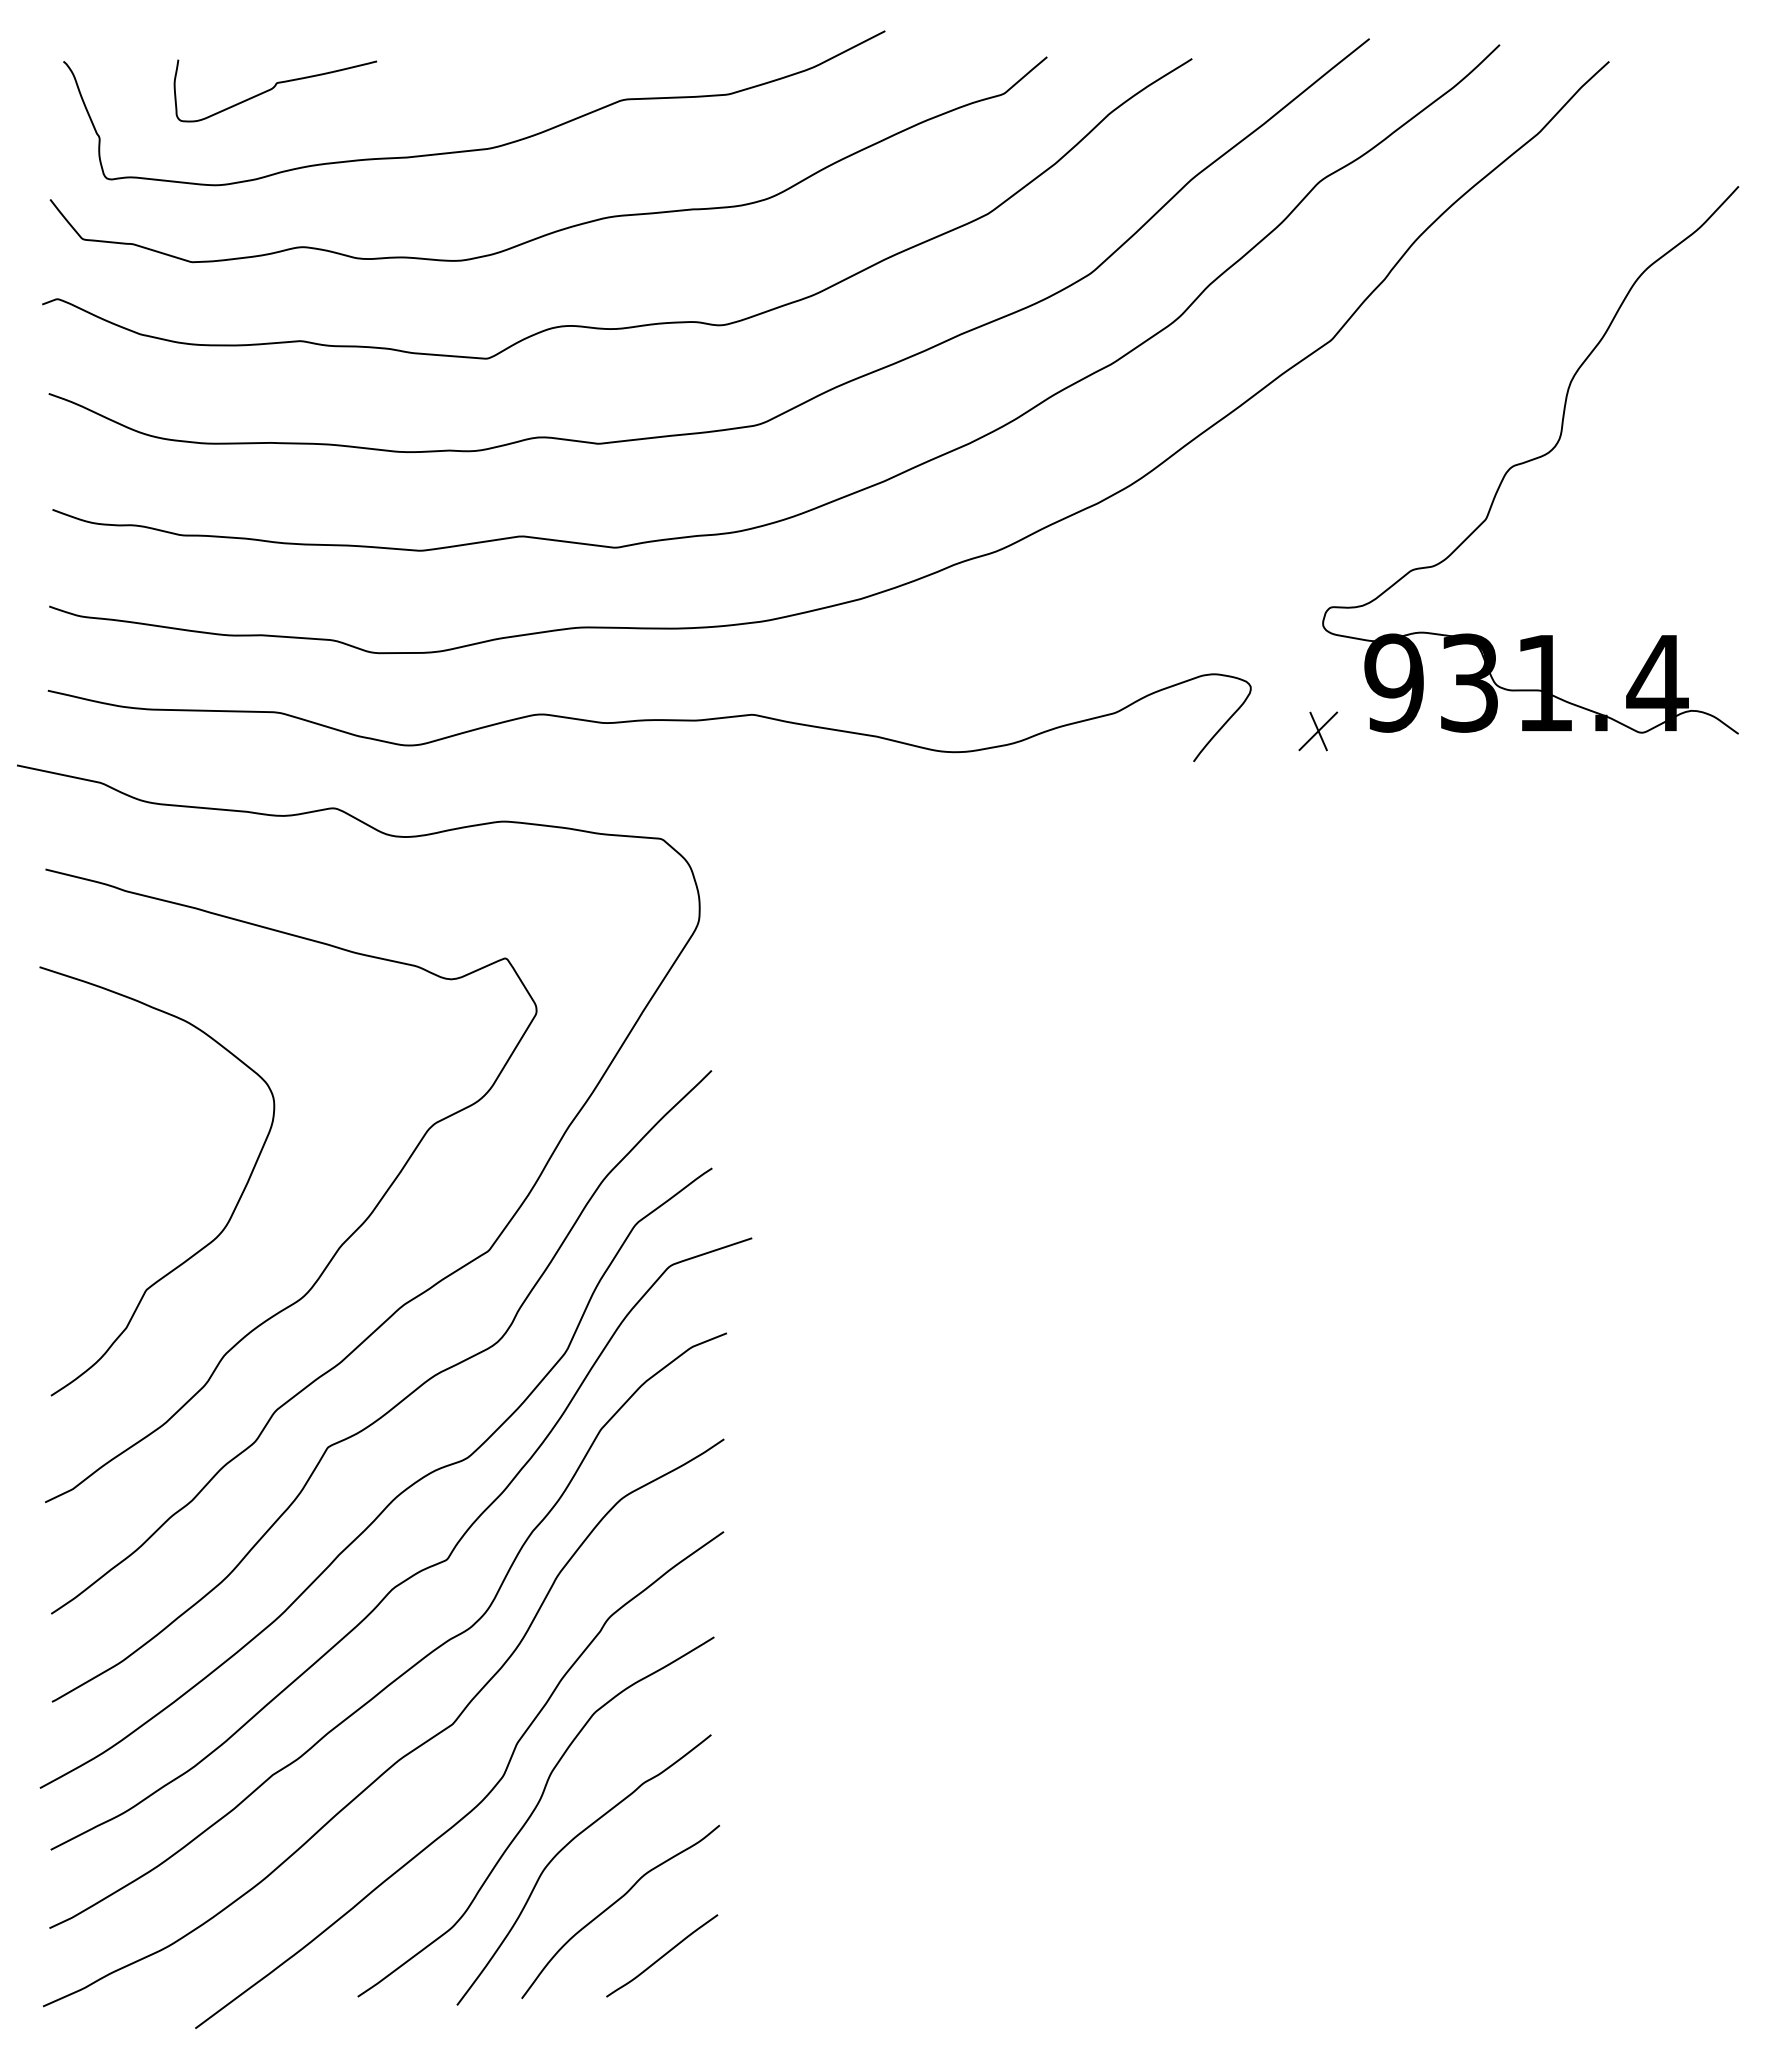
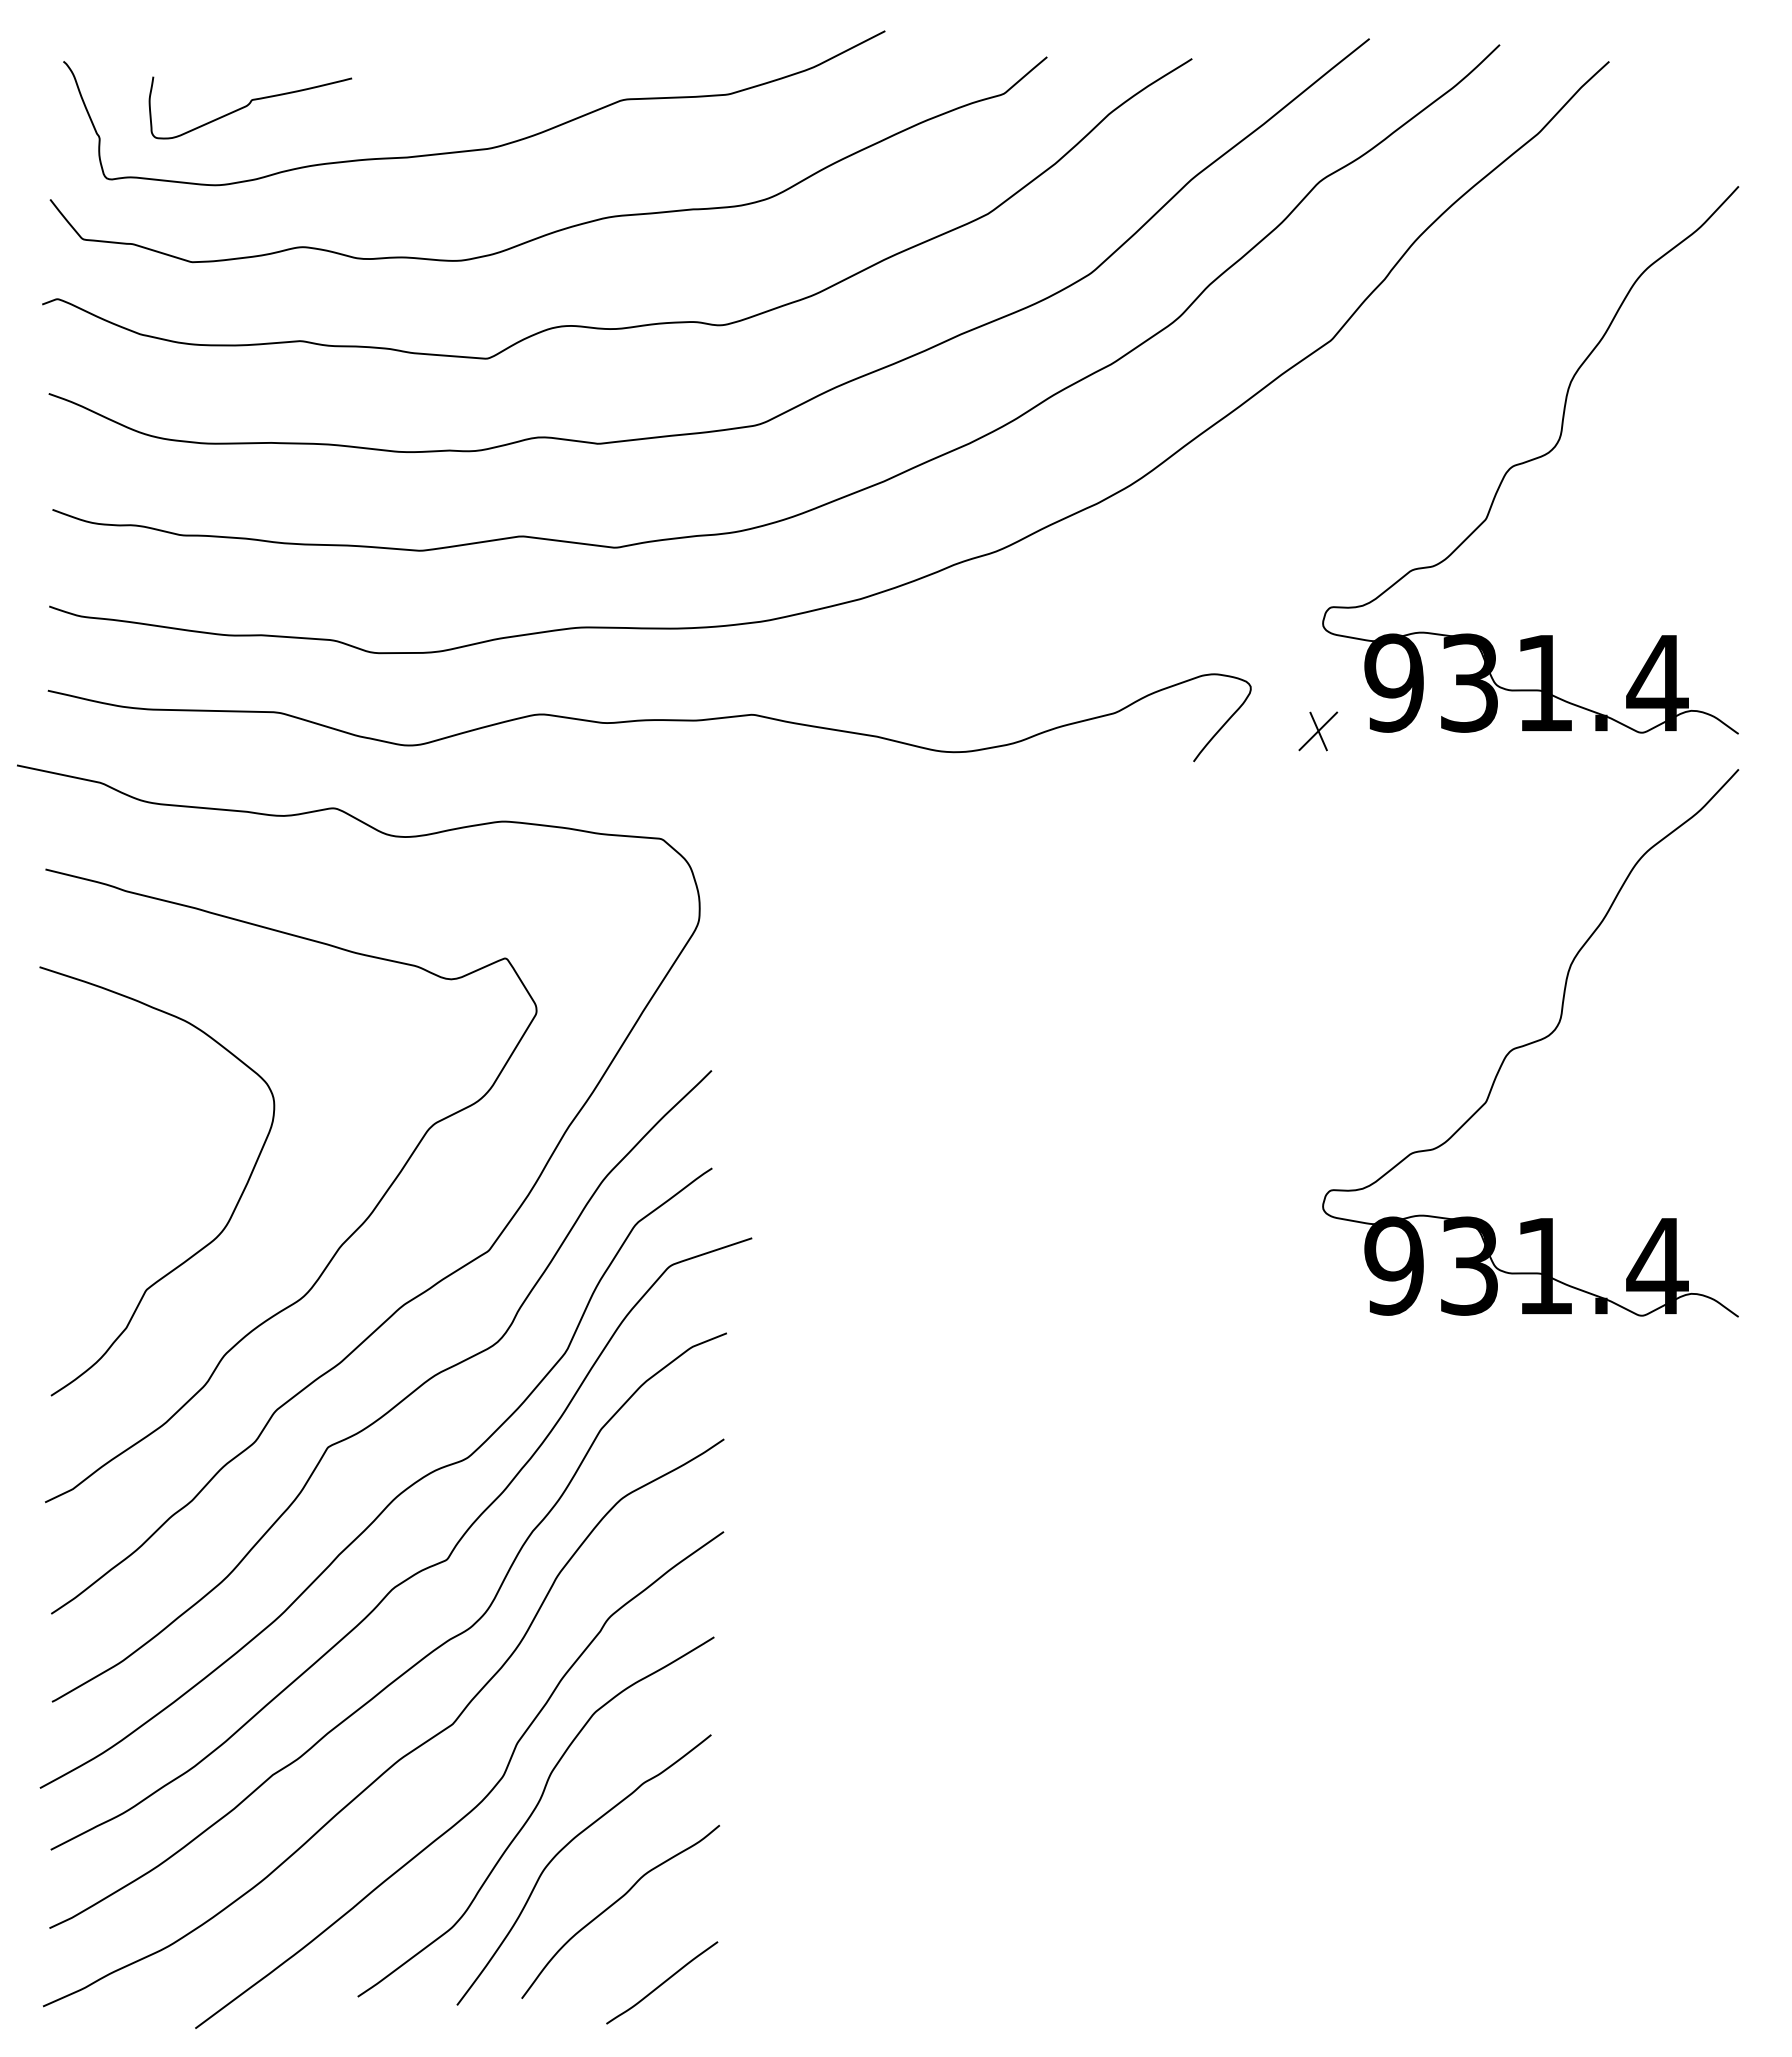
curve position: (273, 88) -> (248, 105) (248, 105)
part: none -> present (1530, 1043)
curve position: (662, 1955) -> (662, 1982) (662, 1982)
